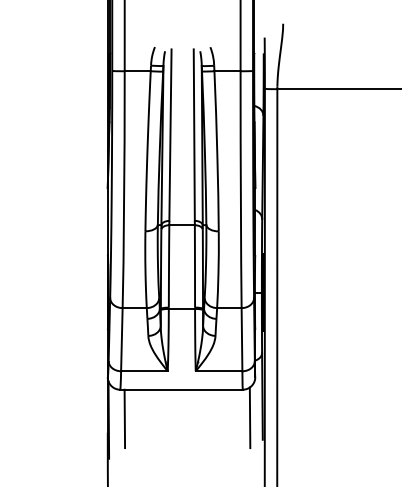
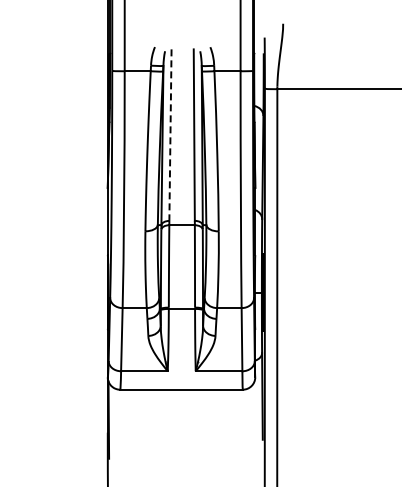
line: solid -> dashed (170, 135)
line: present -> none (249, 417)
line: present -> none (124, 418)
